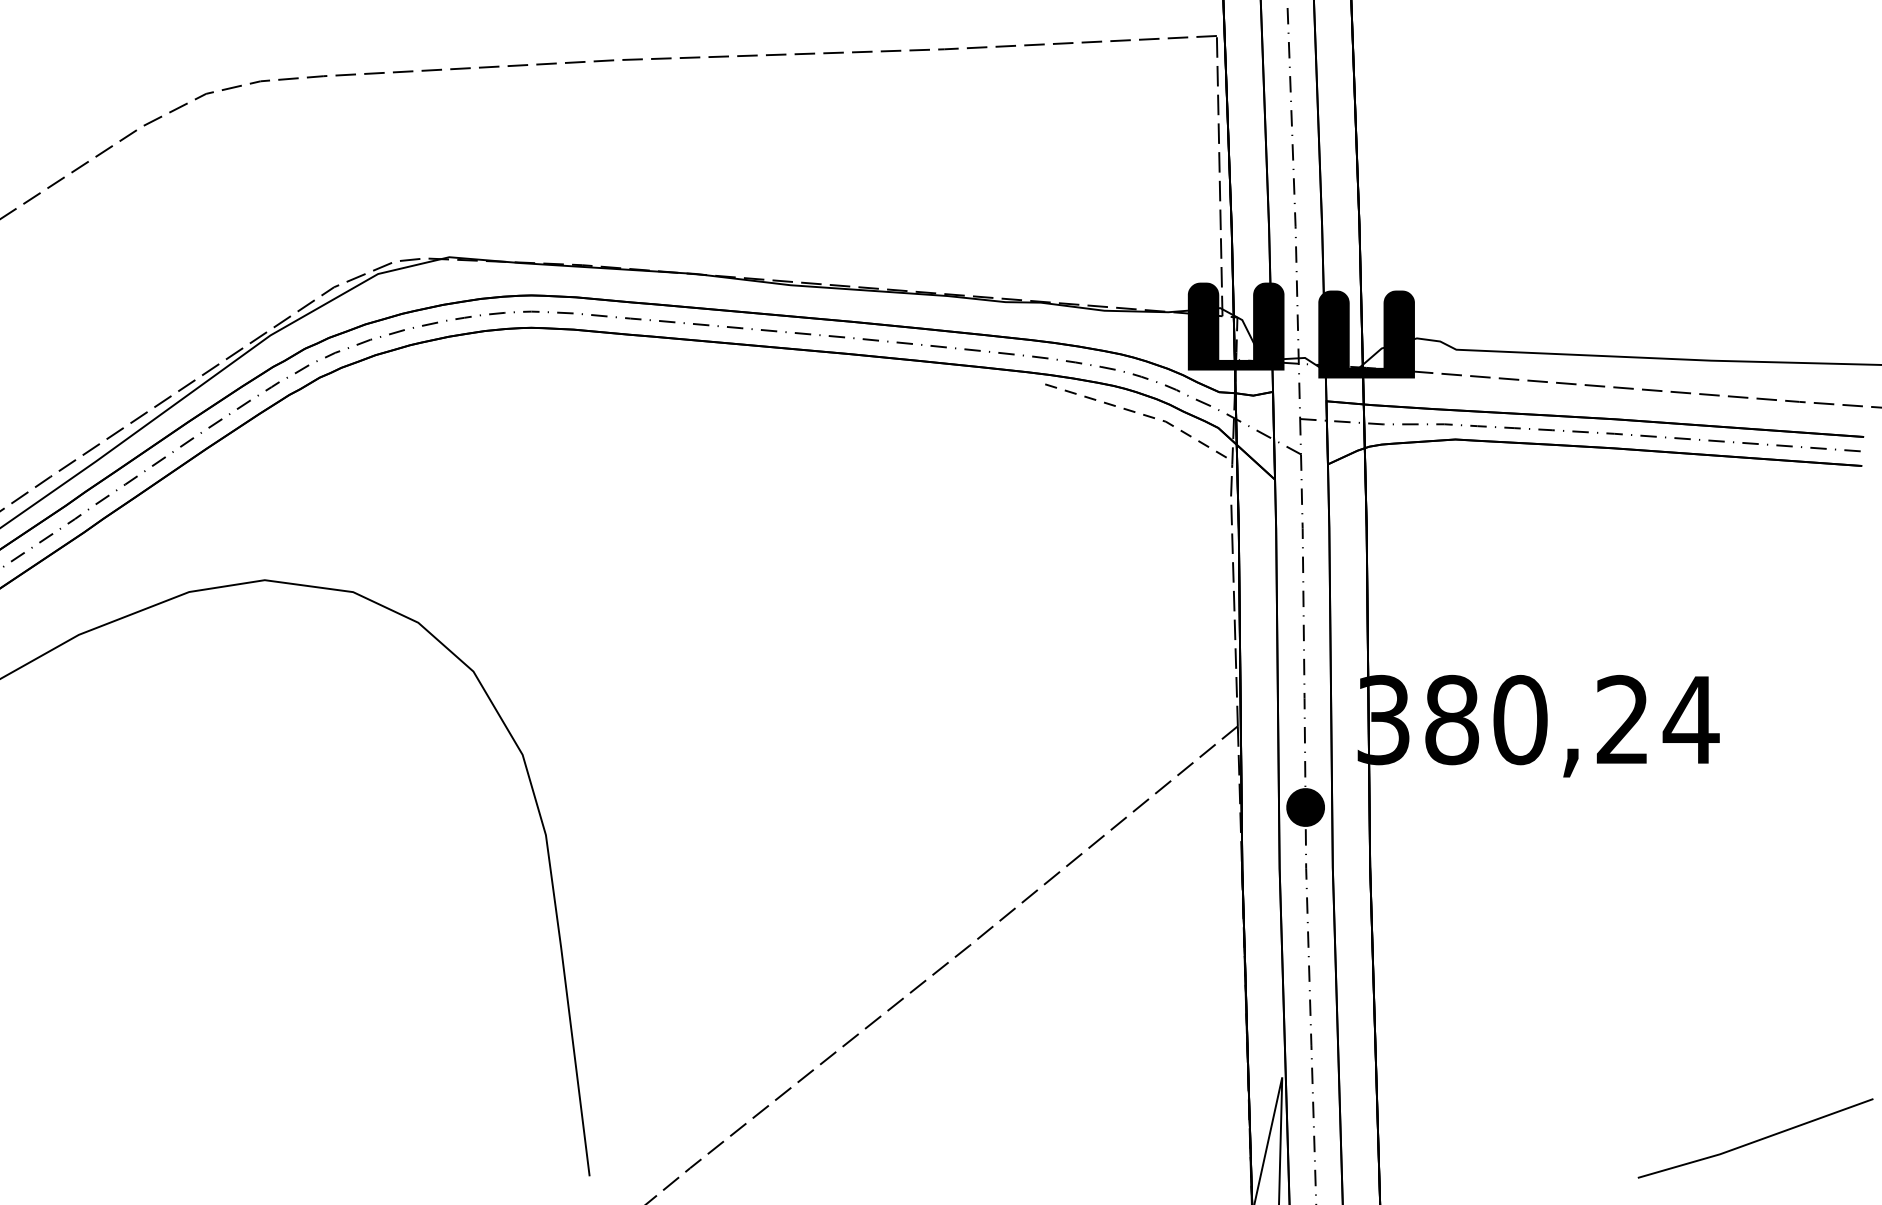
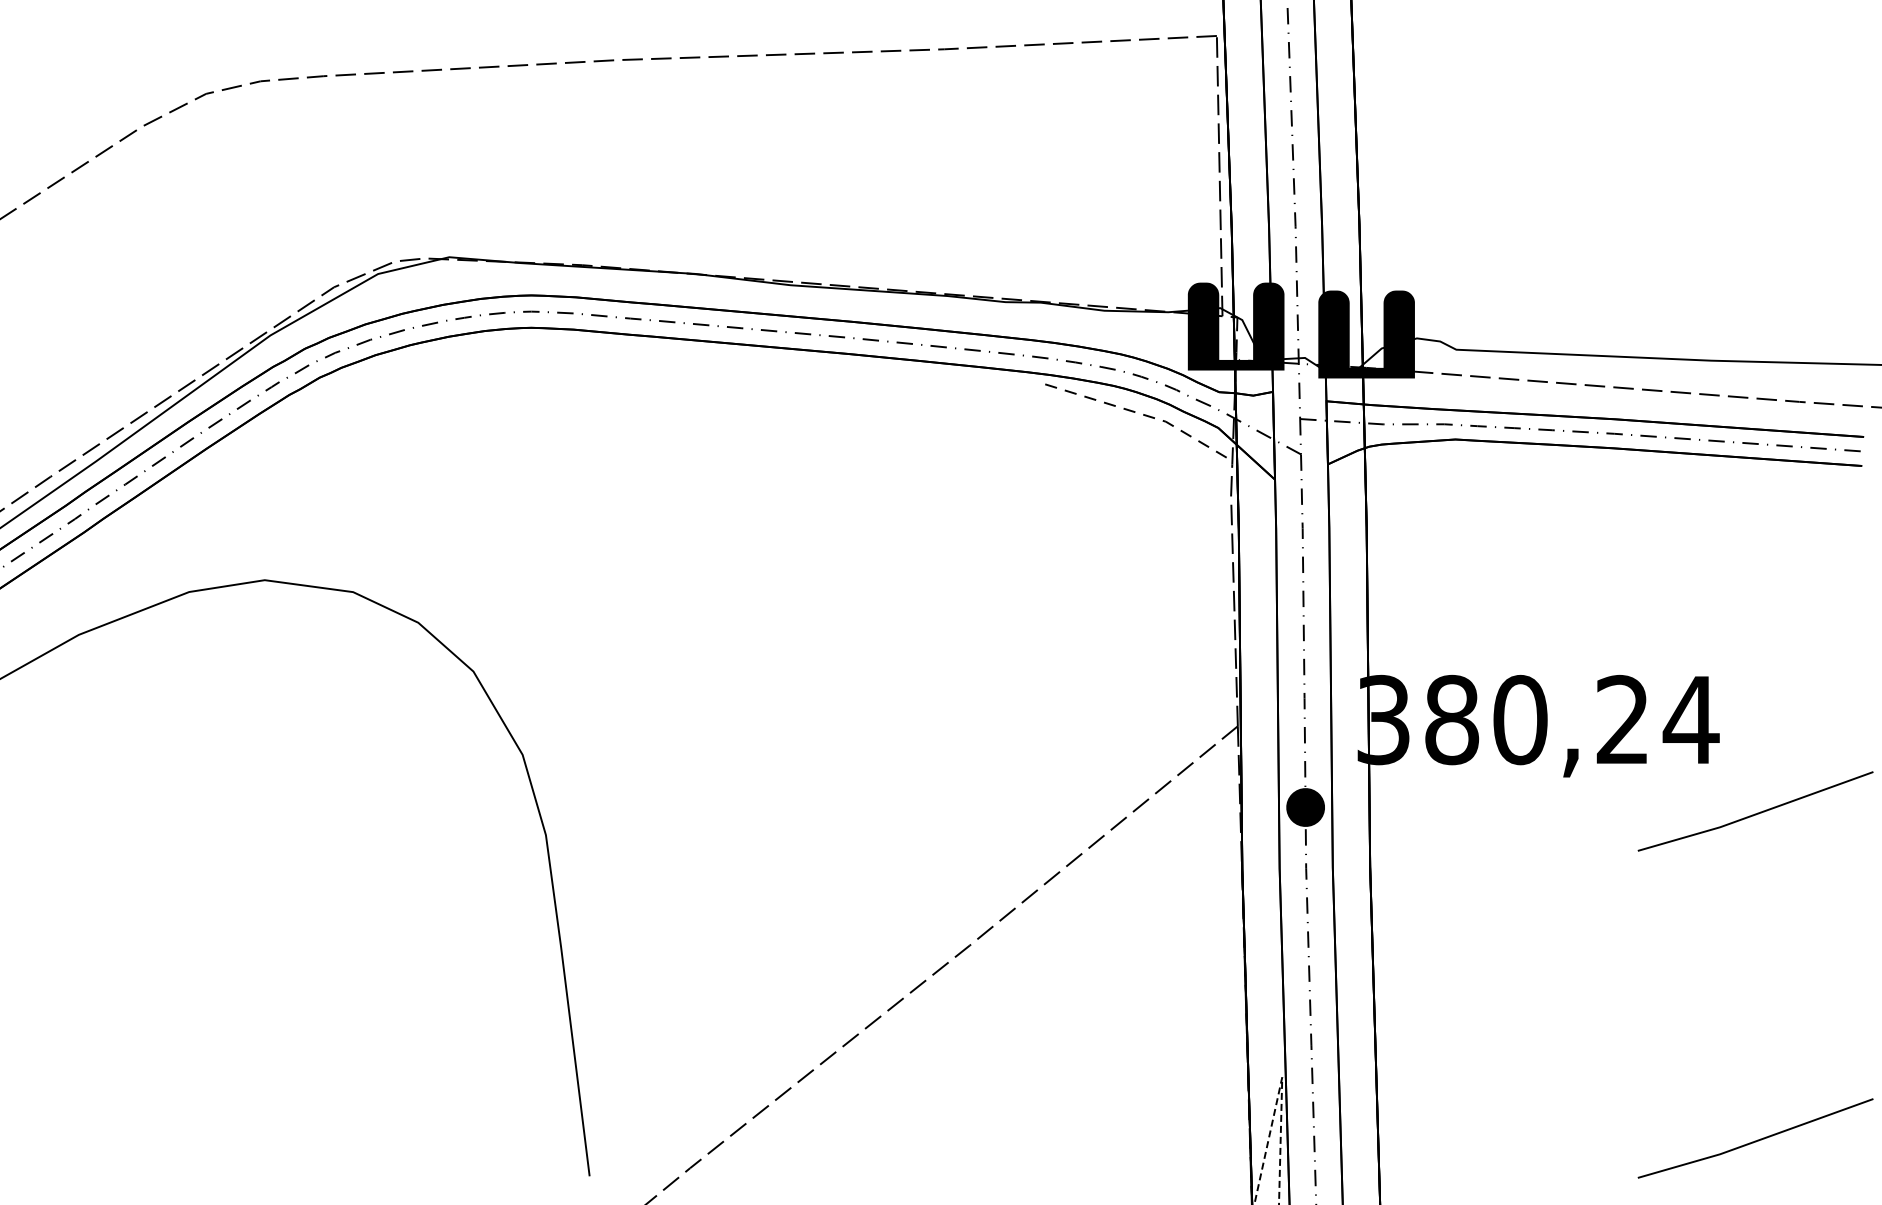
line: none -> present (1755, 813)
line: solid -> dashed (1282, 1078)
